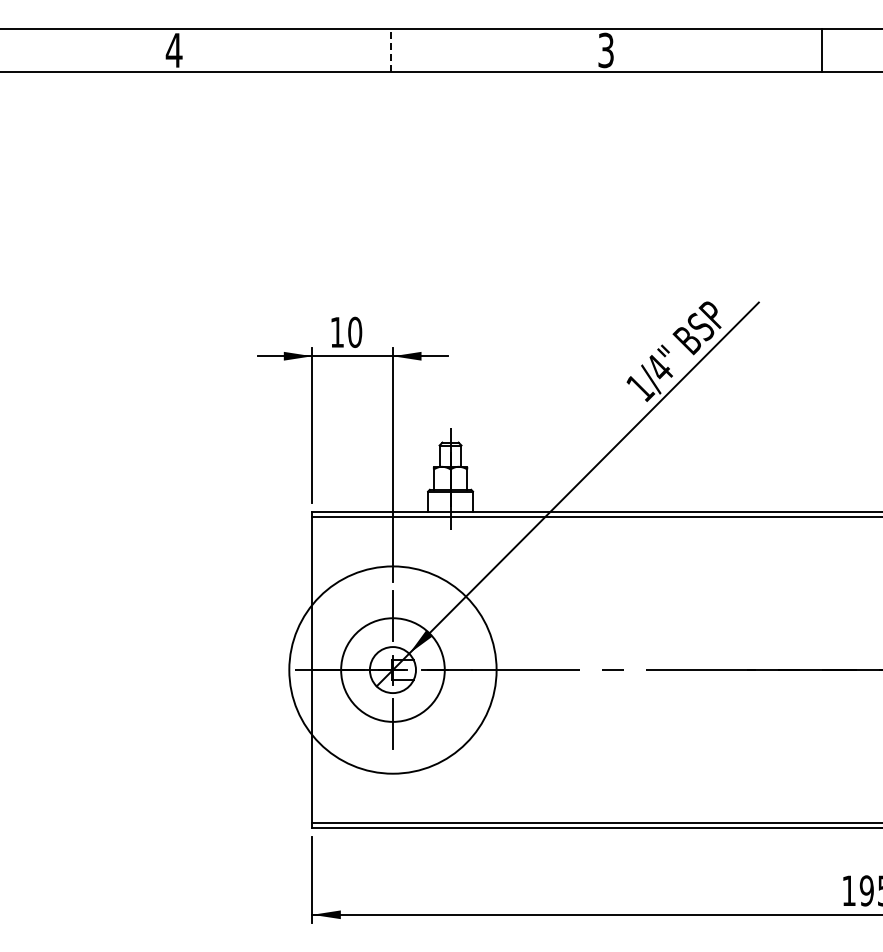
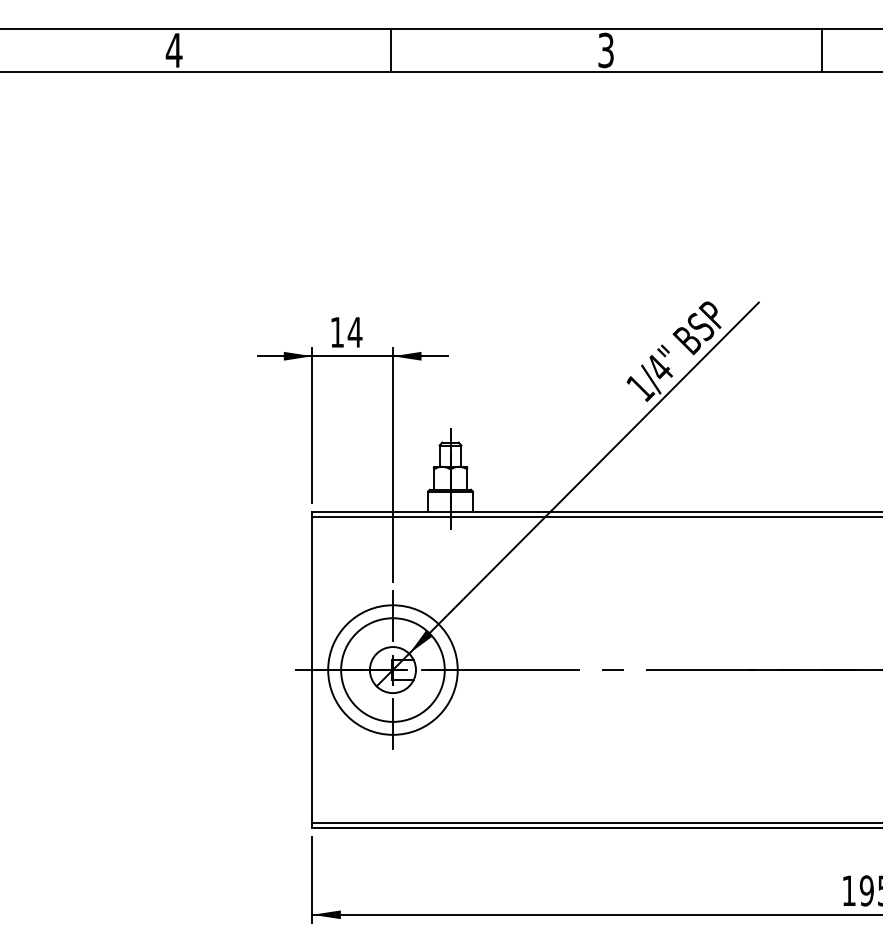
line: dashed -> solid (390, 50)
text: 10 -> 14 (354, 331)
circle diameter: 207 px -> 130 px (392, 669)
